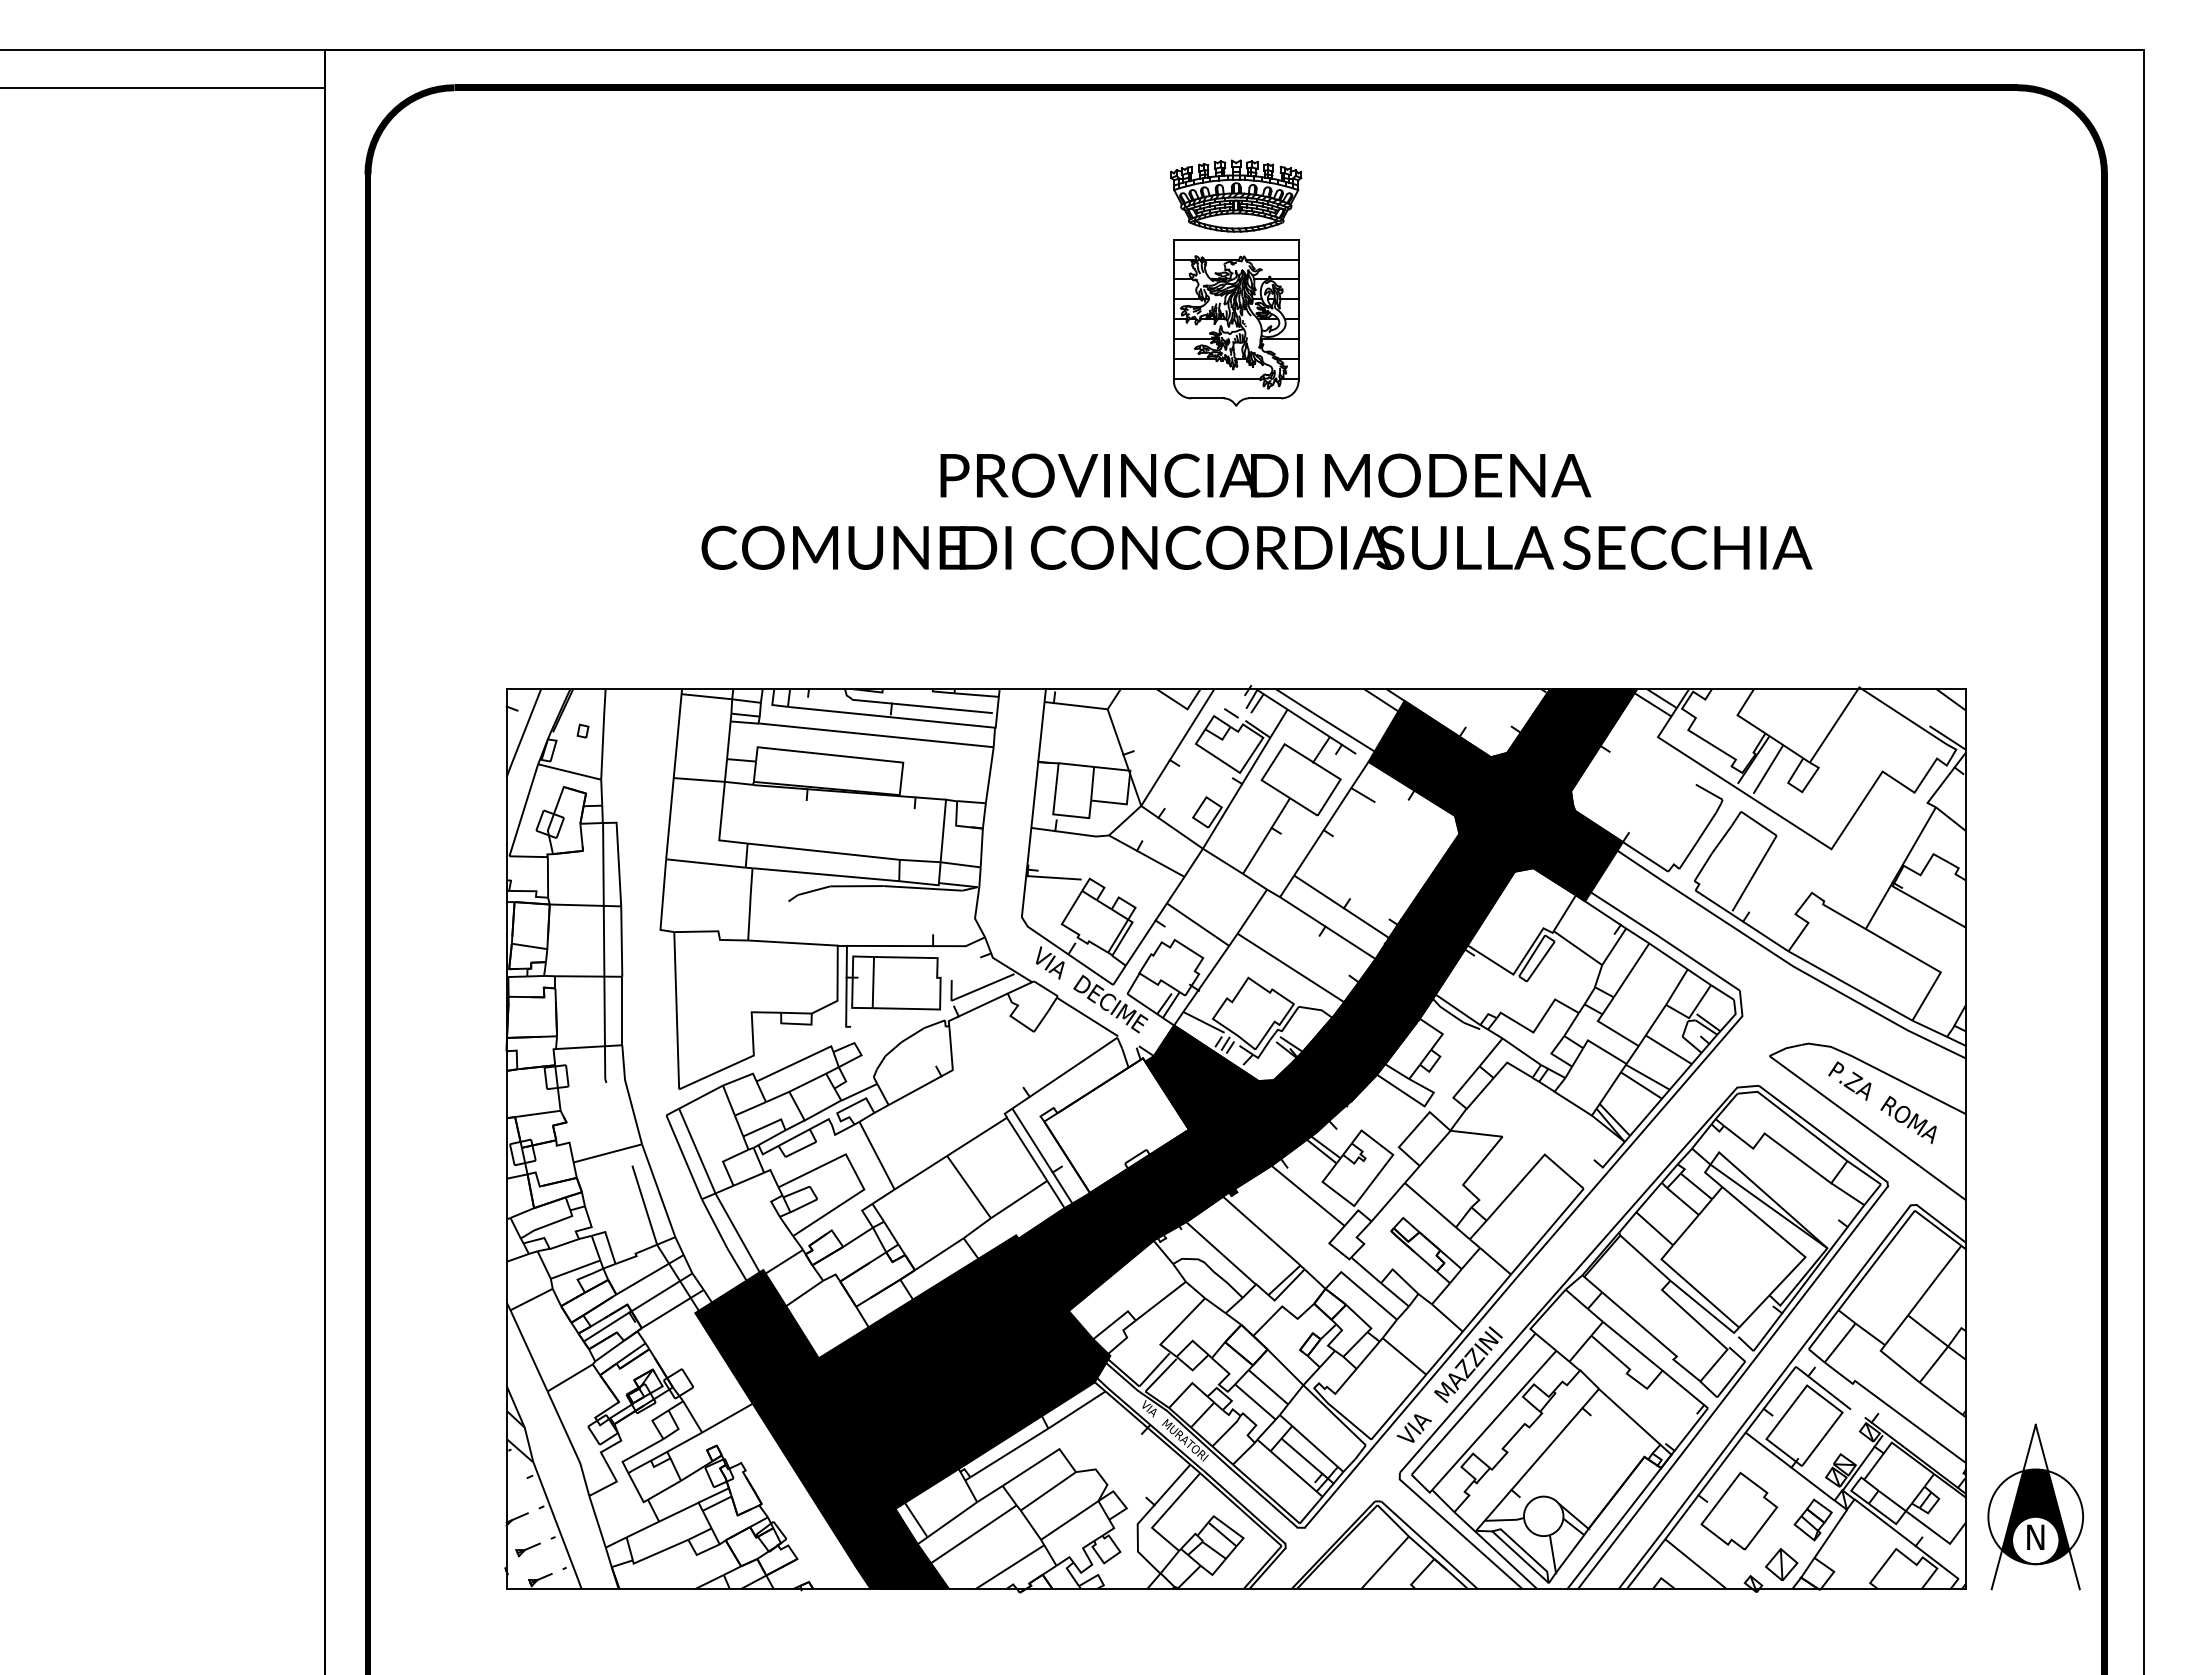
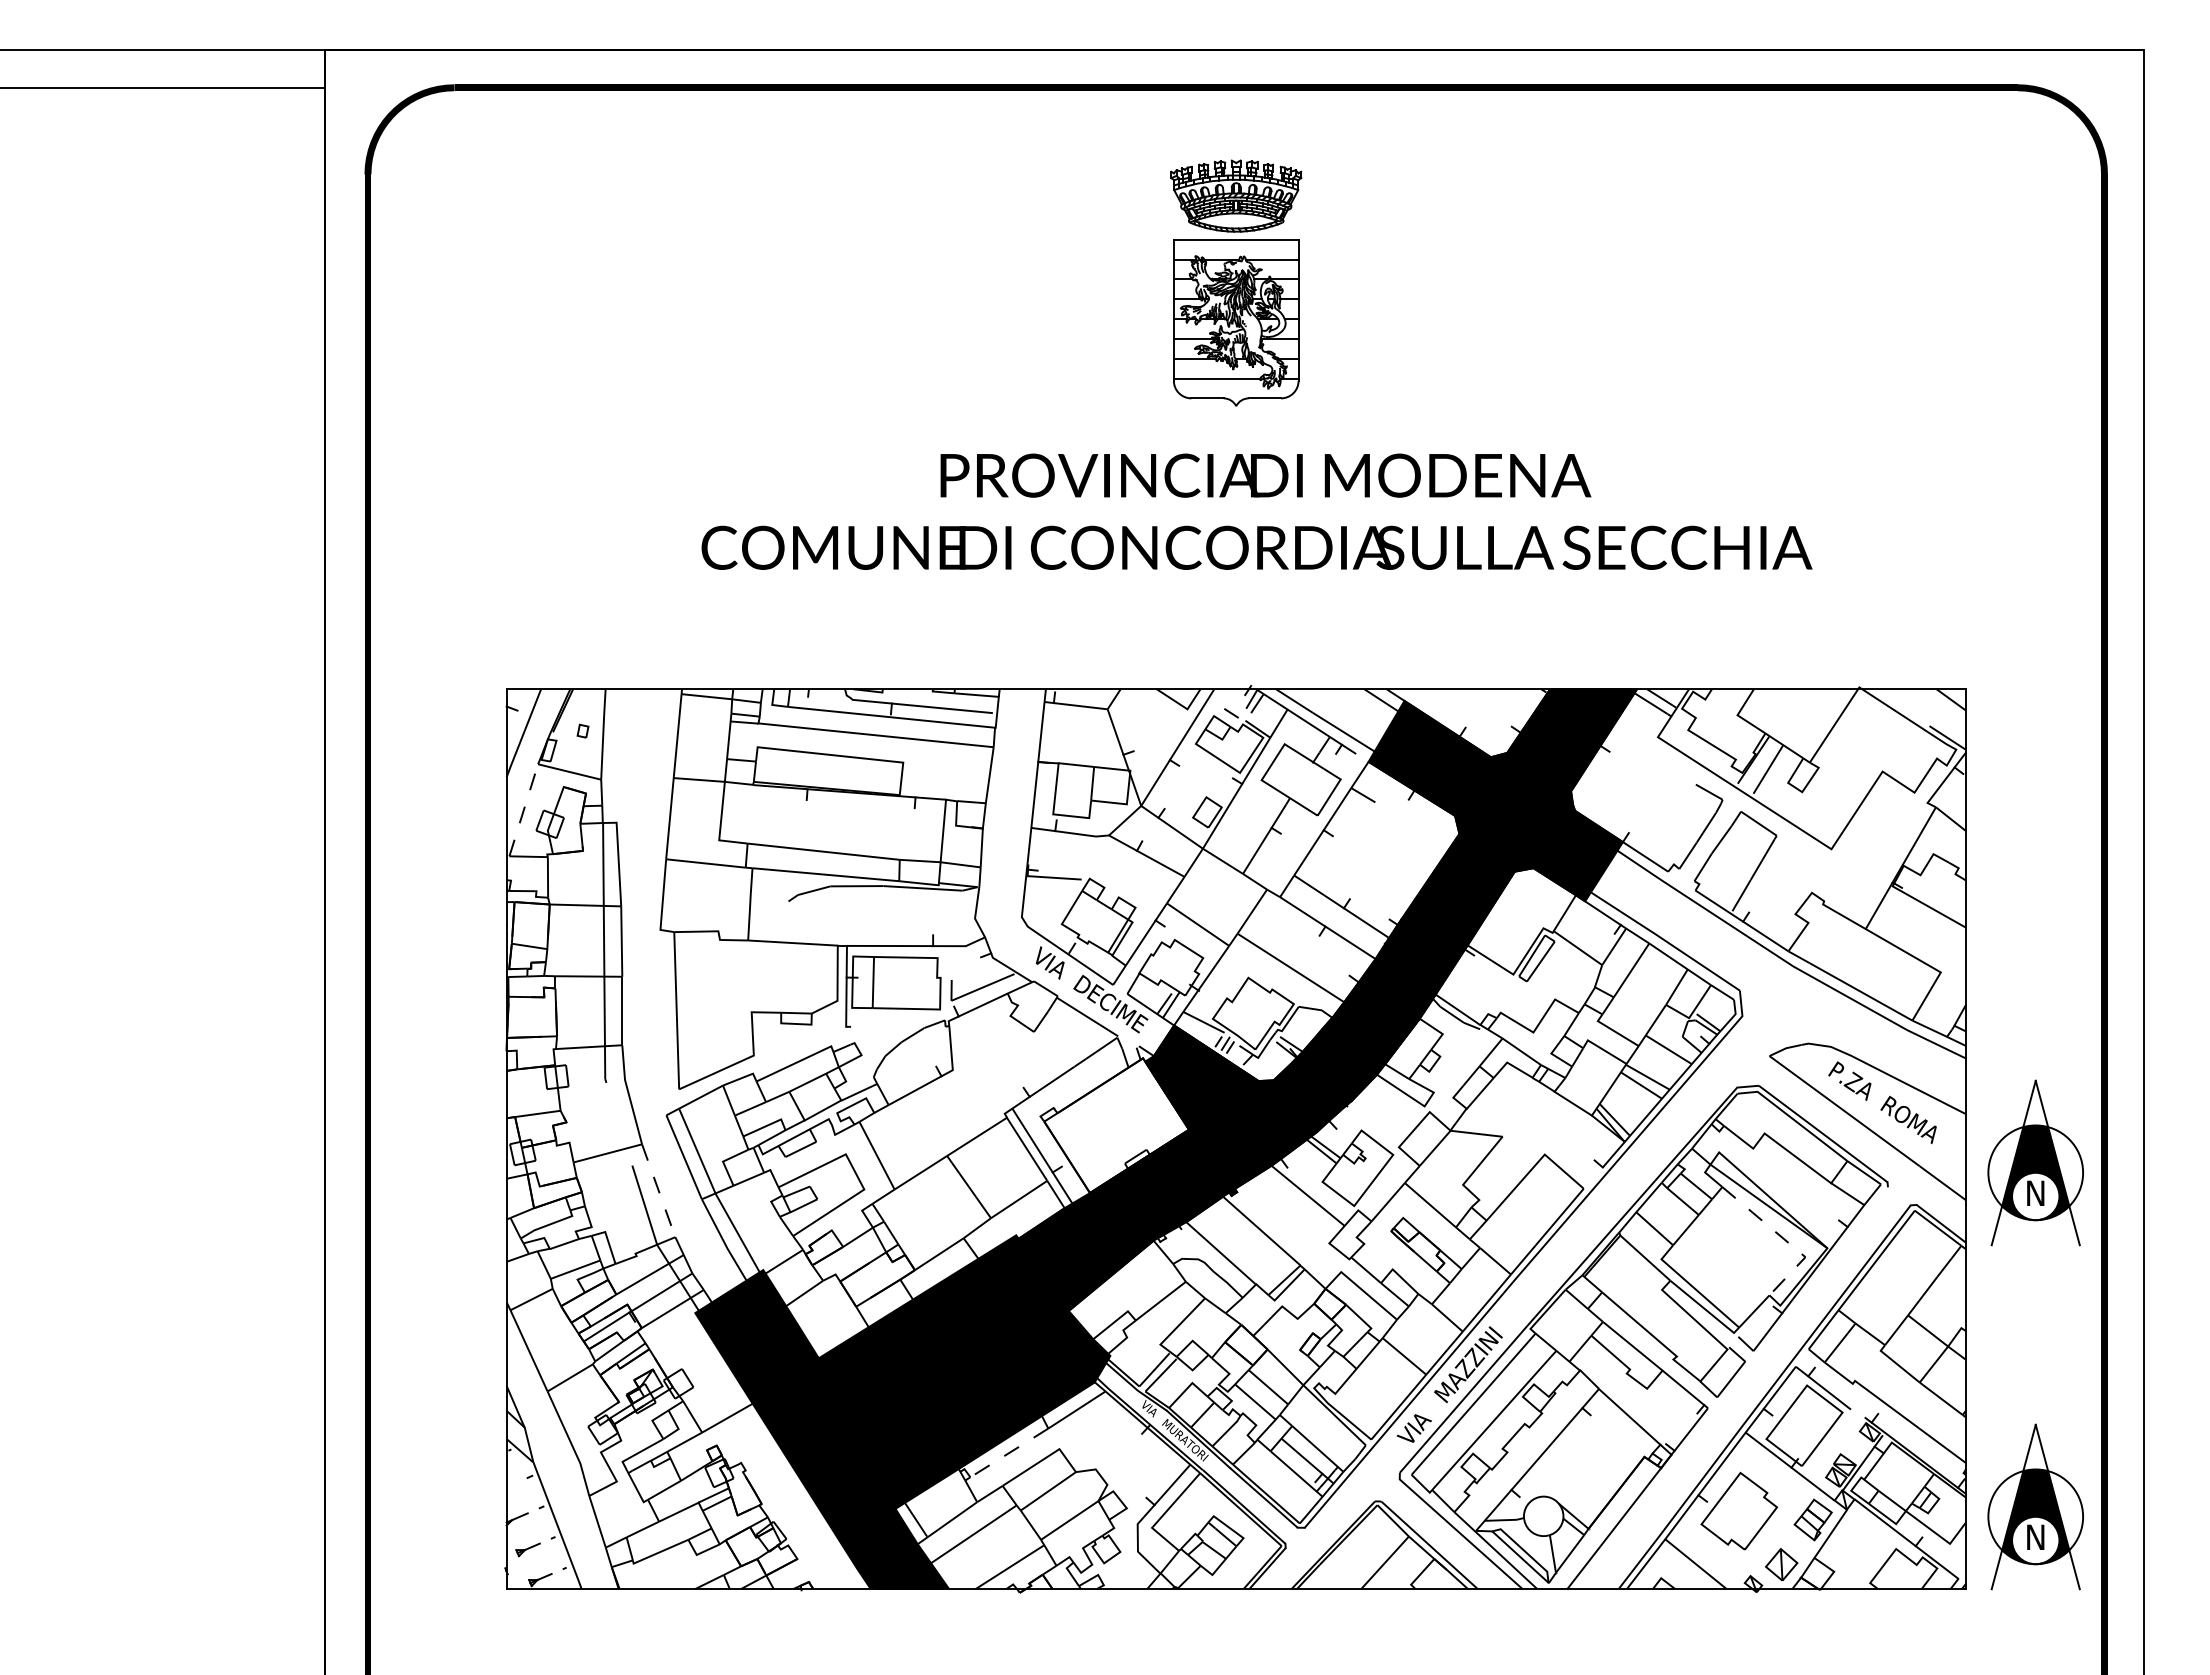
line: solid -> dashed (523, 809)
part: none -> present (2035, 1162)
line: solid -> dashed (658, 1191)
line: solid -> dashed (1784, 1239)
line: present -> none (1732, 1387)
line: solid -> dashed (1009, 1452)
